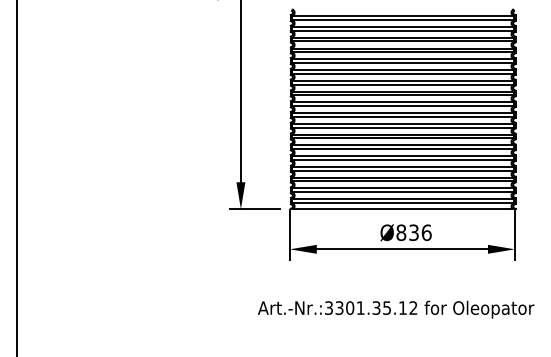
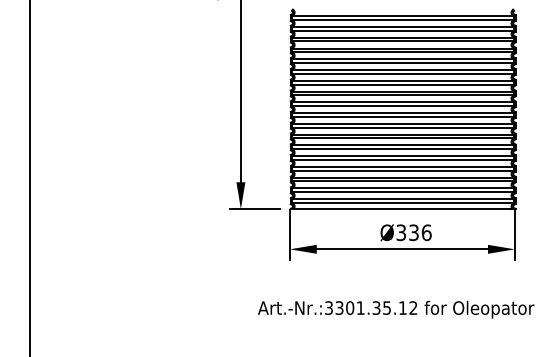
line position: (16, 177) -> (29, 177) (29, 177)
text: Ø836 -> Ø336 (401, 232)
